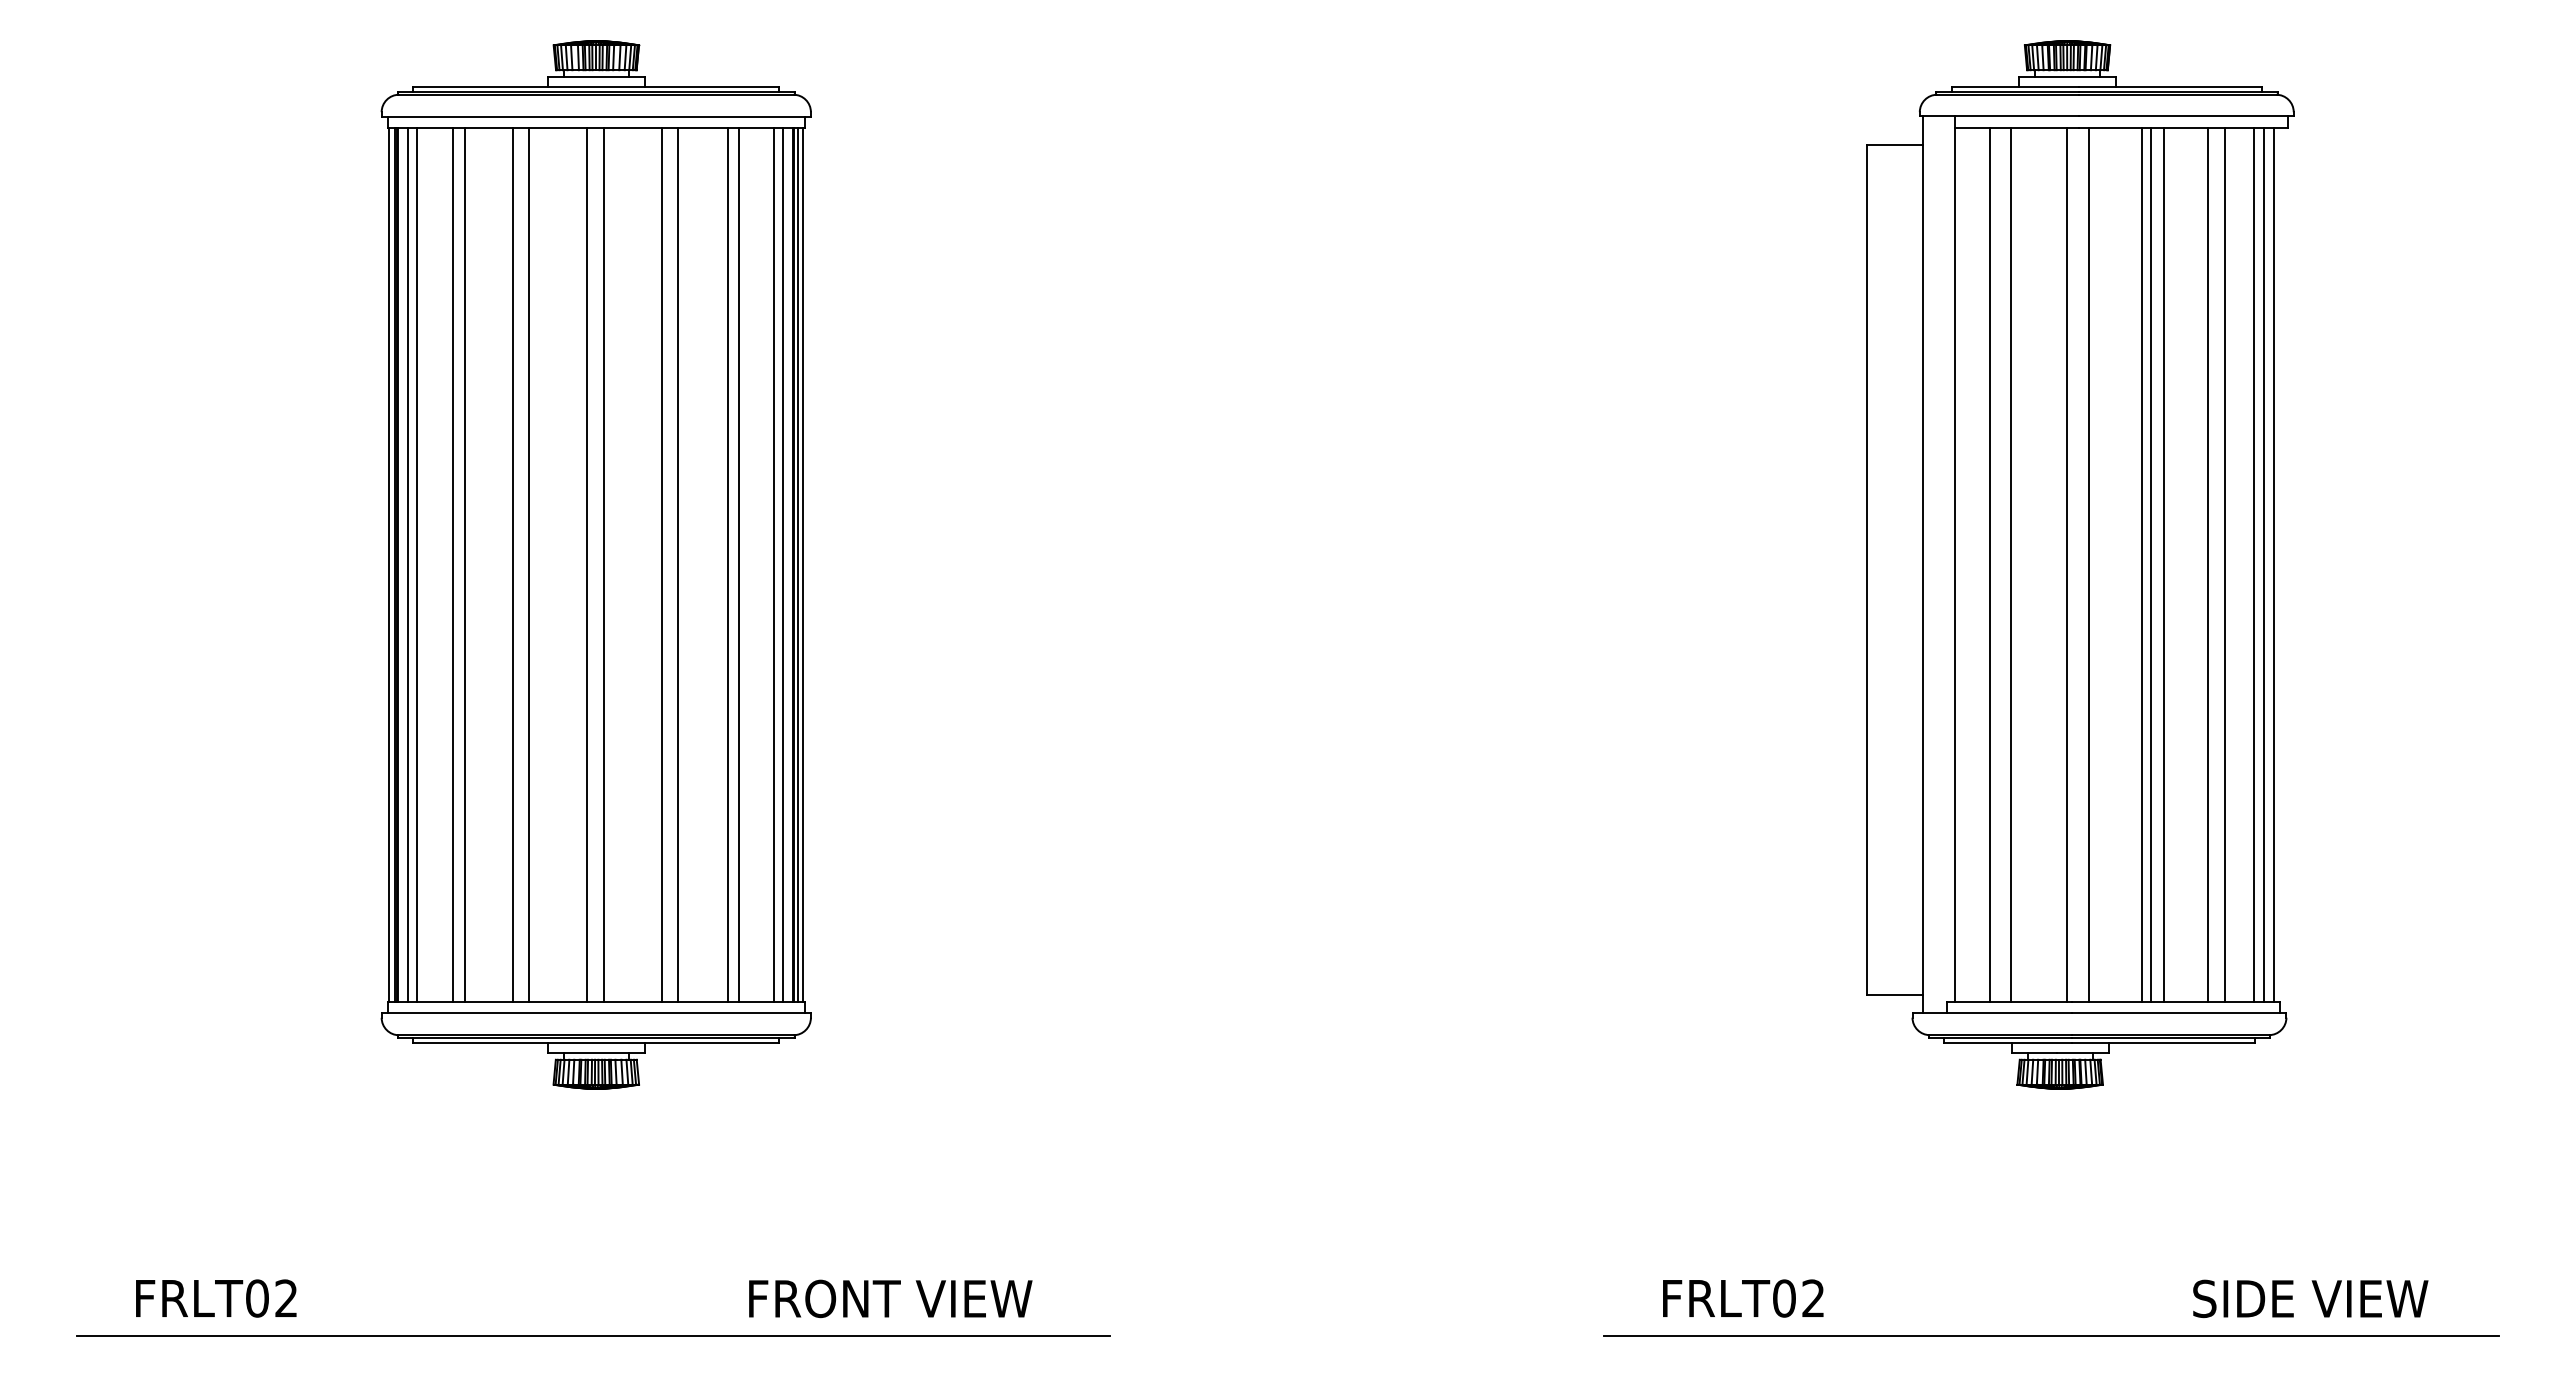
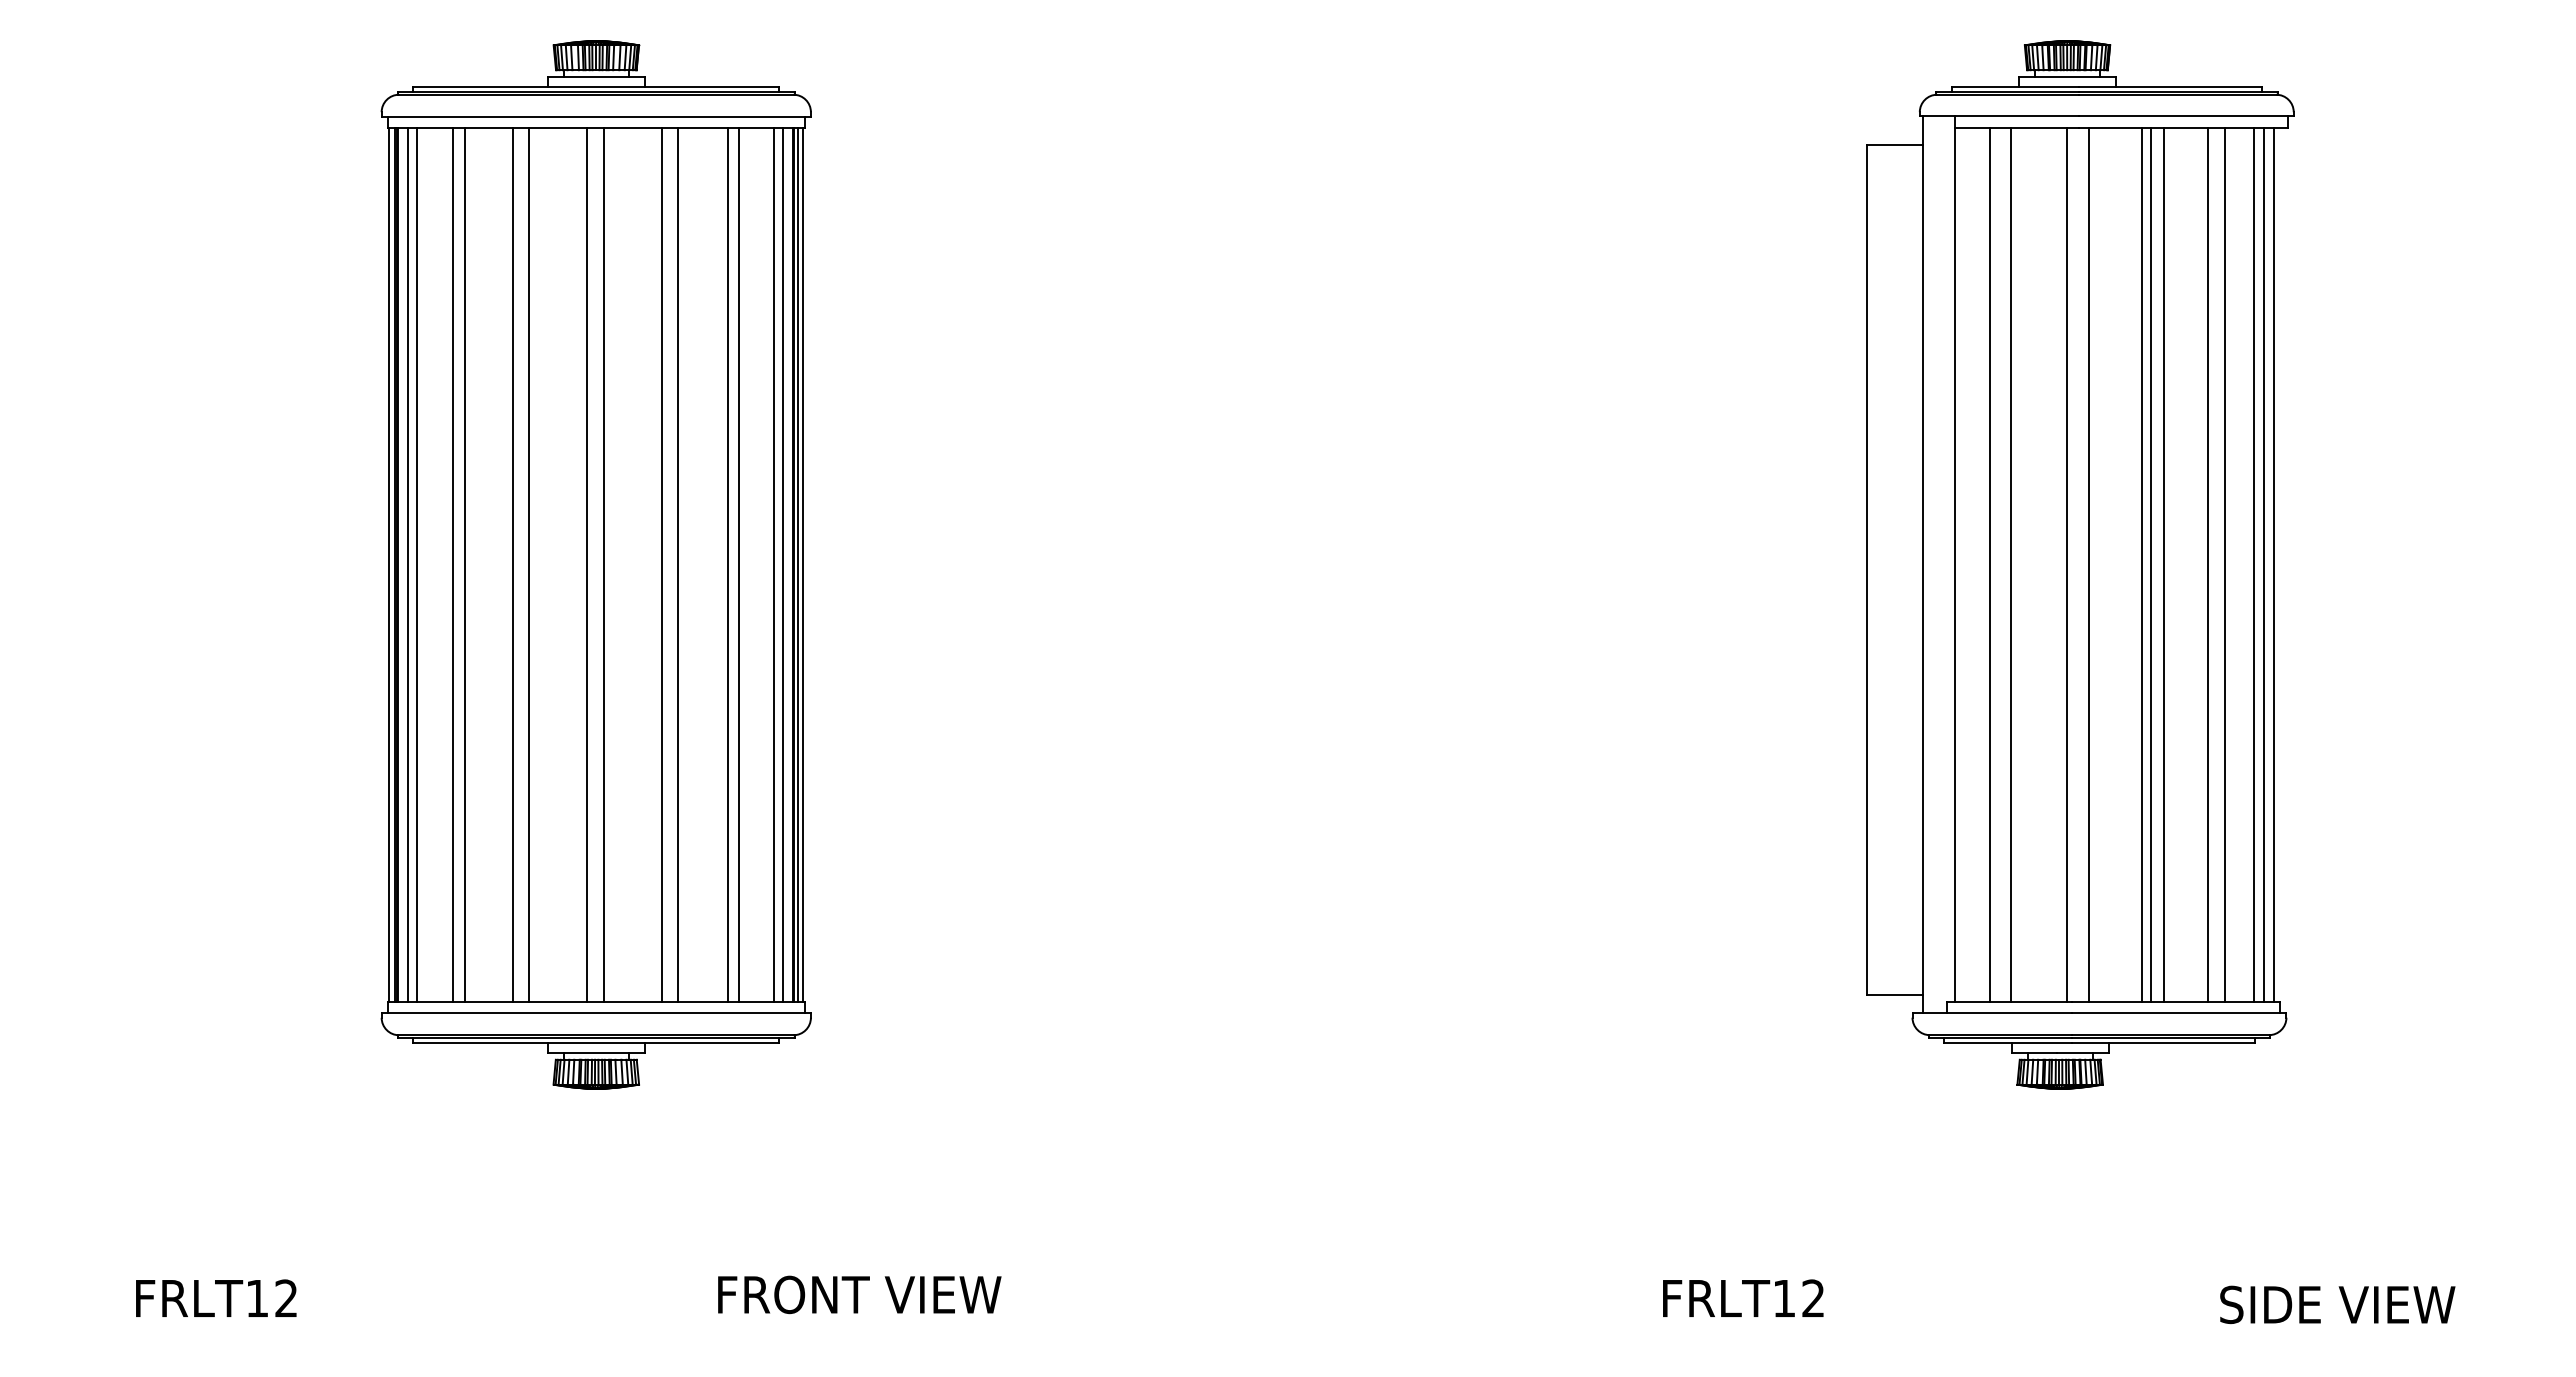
text: FRLT02 -> FRLT12 (257, 1298)
text position: (890, 1298) -> (859, 1294) (859, 1294)
text: FRLT02 -> FRLT12 (1784, 1298)
text position: (2310, 1298) -> (2337, 1304) (2337, 1304)
line: present -> none (593, 1335)
line: present -> none (2051, 1335)
